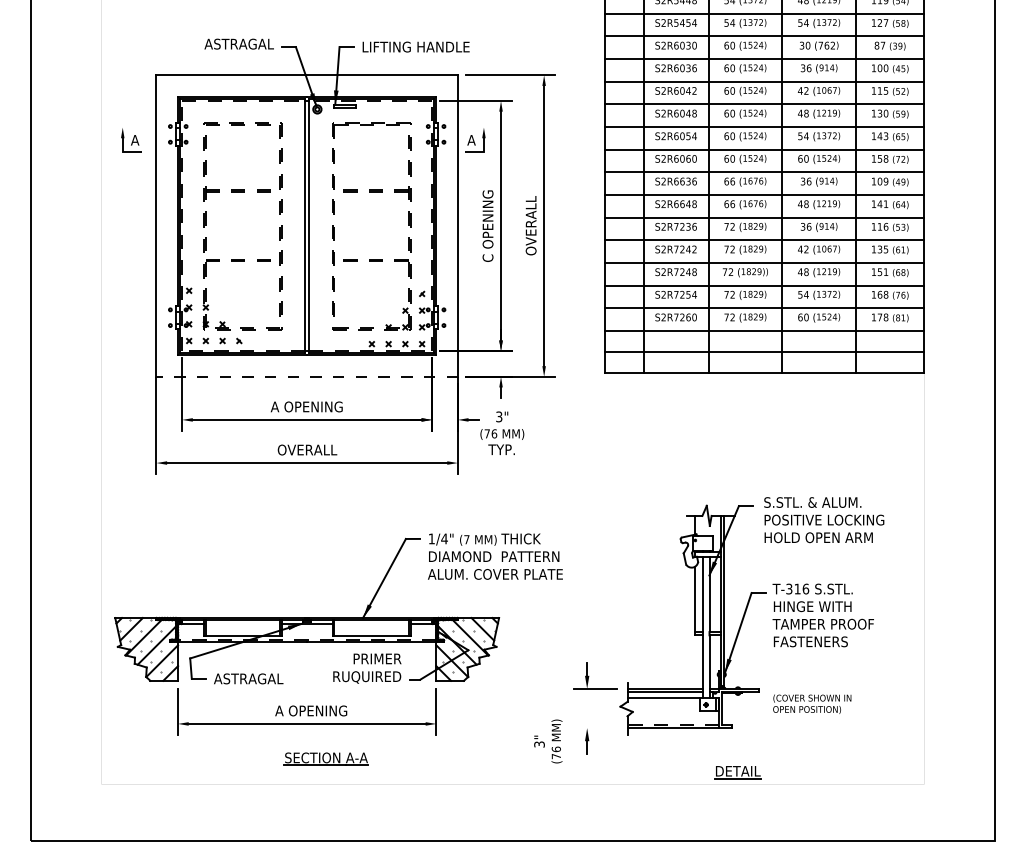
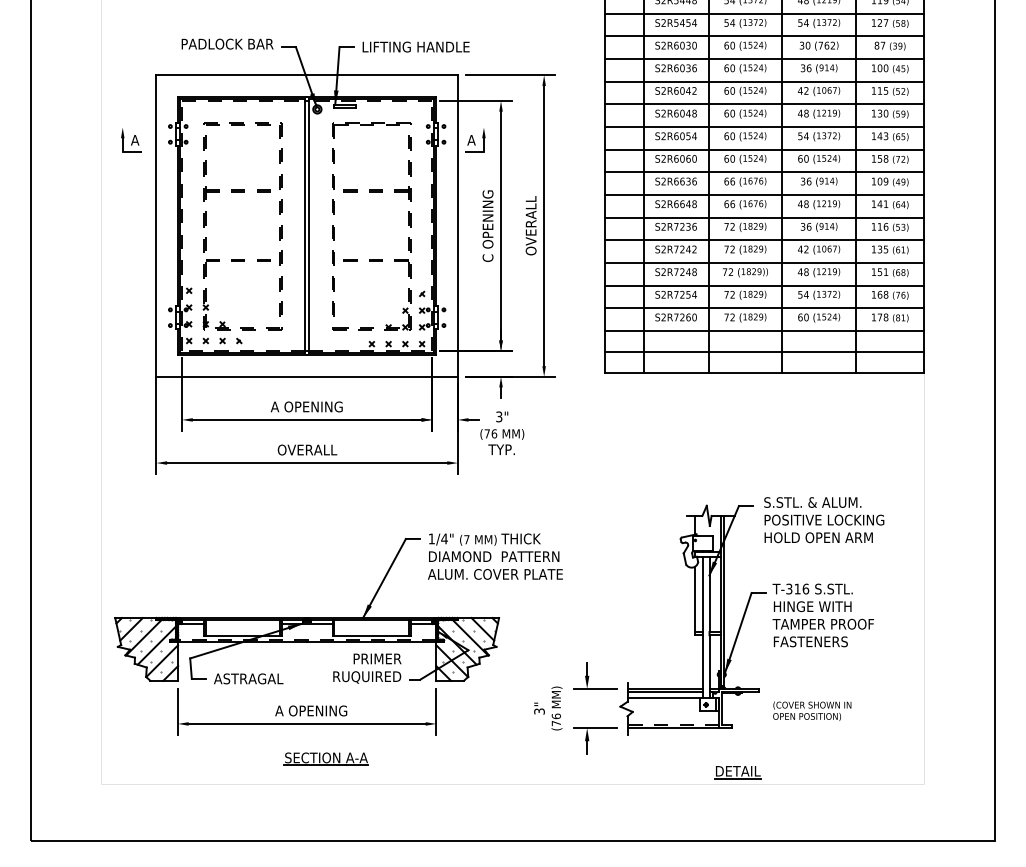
text: ASTRAGAL -> PADLOCK BAR (227, 43)
line: dashed -> solid (307, 376)
text position: (812, 703) -> (812, 710) (812, 710)
line: none -> present (595, 728)
text position: (548, 741) -> (548, 708) (548, 708)
